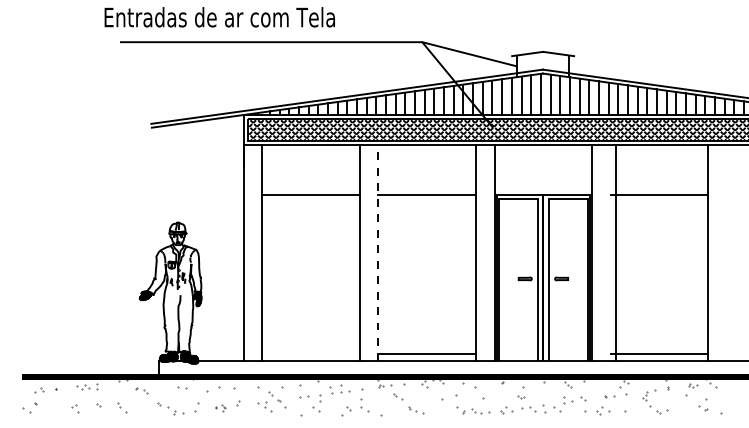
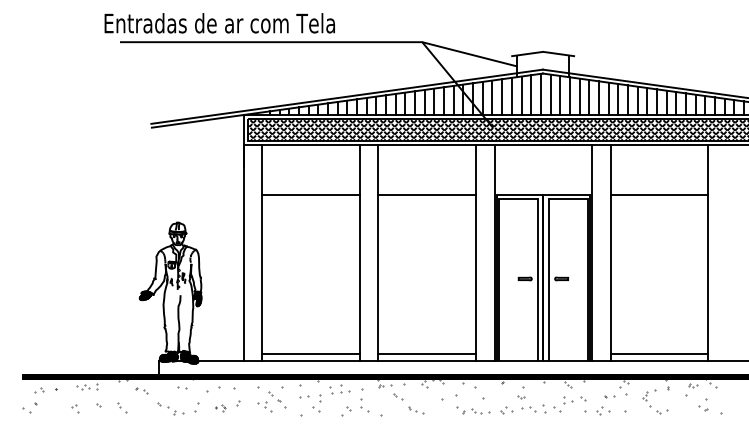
text position: (219, 17) -> (219, 23) (219, 23)
line: dashed -> solid (378, 252)
line position: (615, 252) -> (610, 252) (610, 252)
line: none -> present (310, 353)
